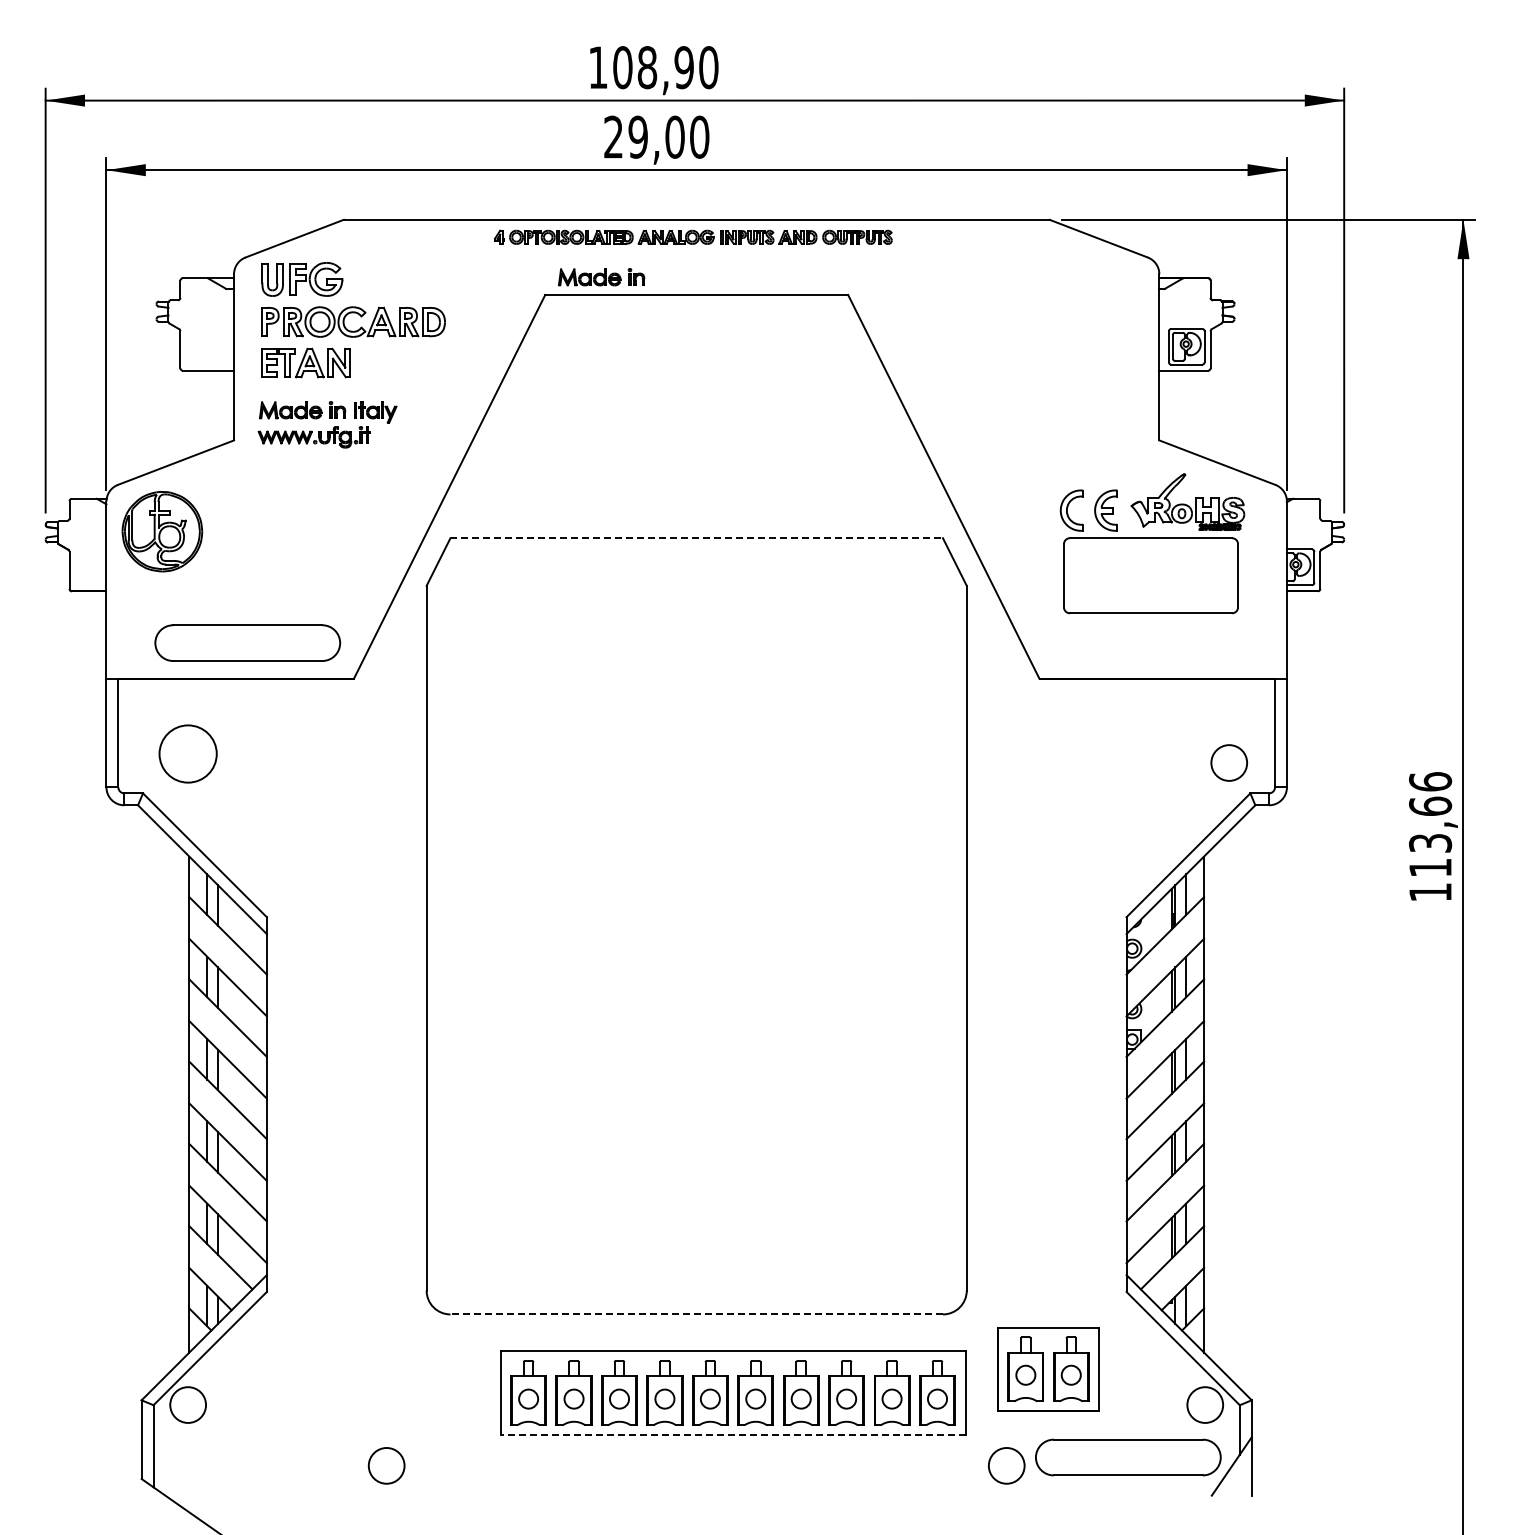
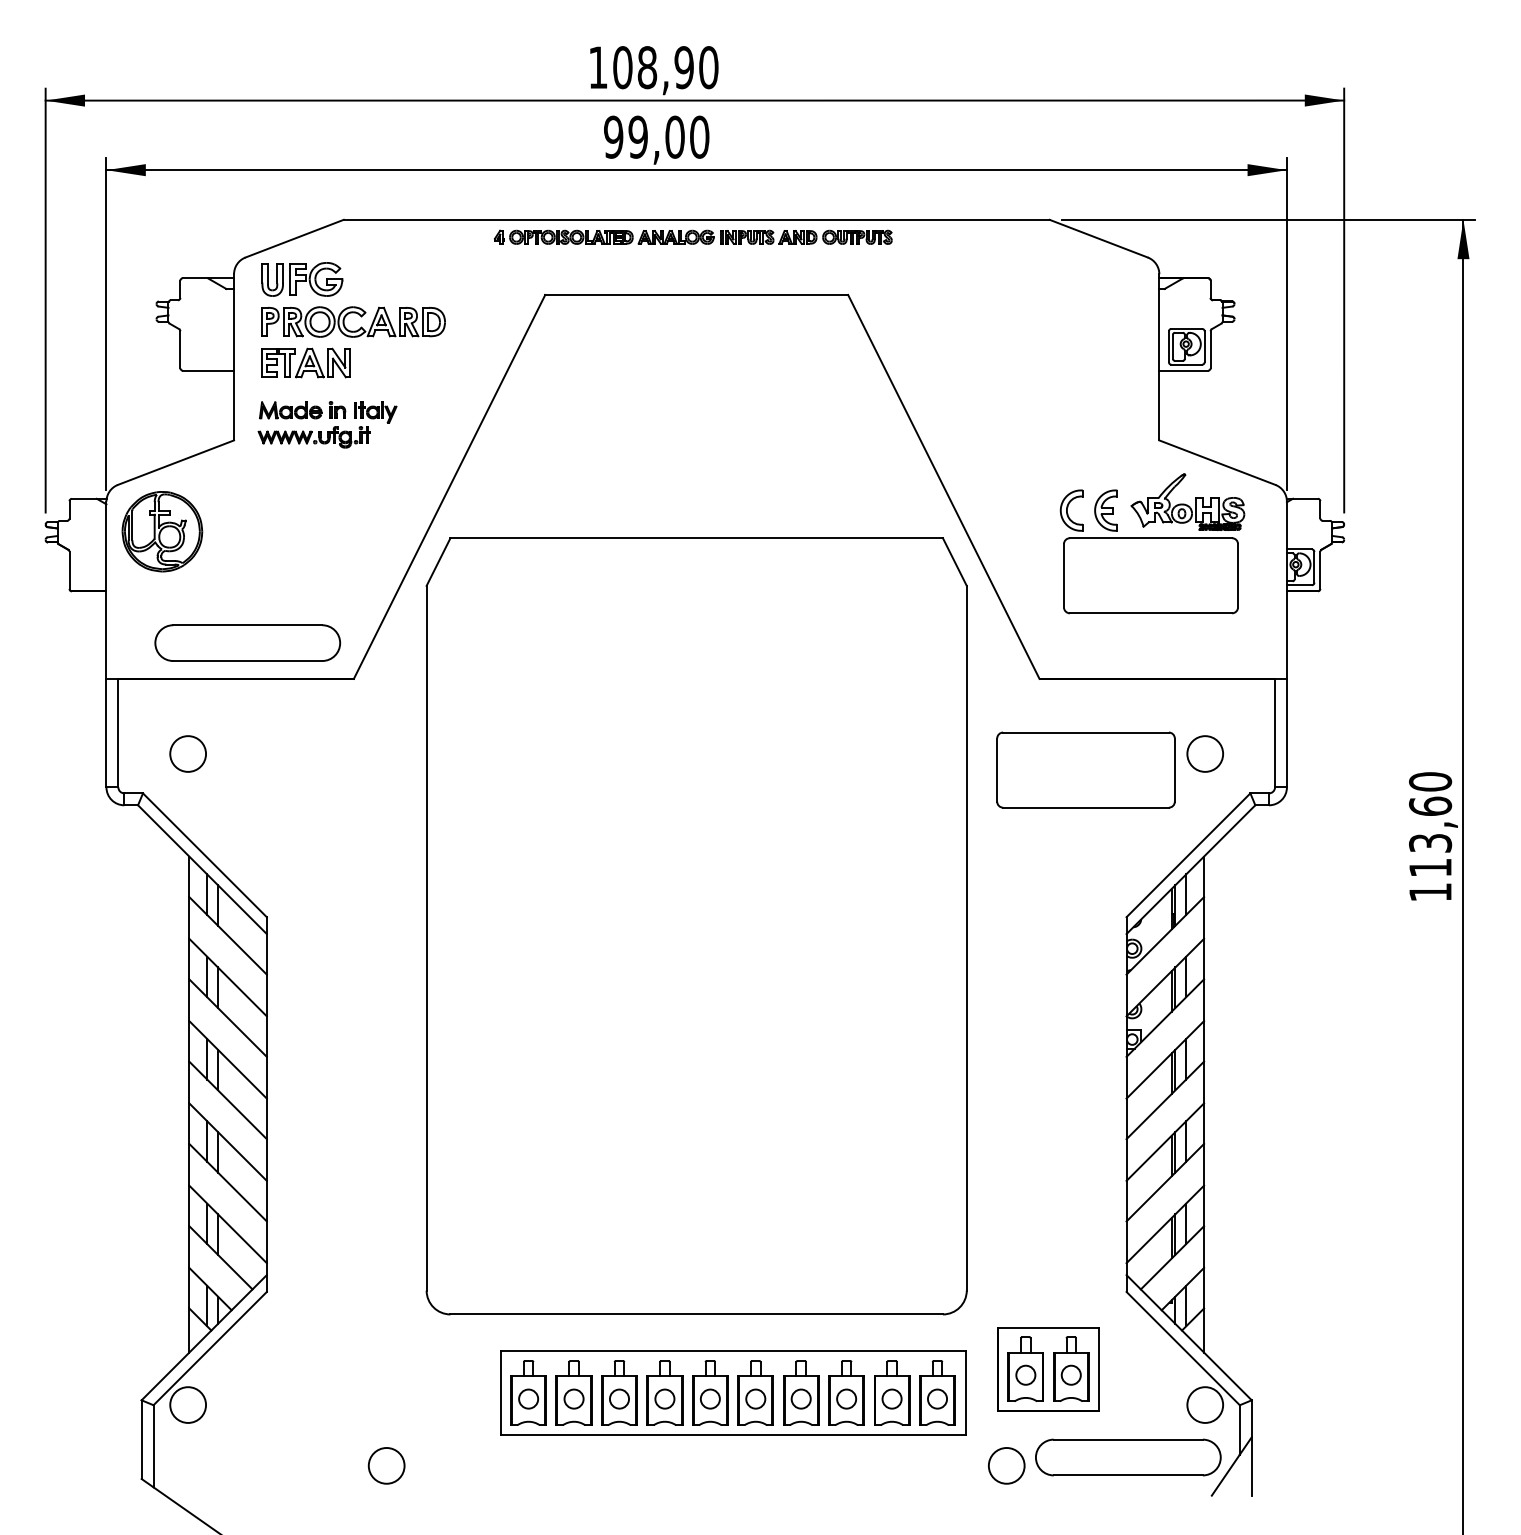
text: 29,00 -> 99,00 (613, 136)
part: present -> none (601, 277)
line: dashed -> solid (697, 538)
circle diameter: 57 px -> 36 px (188, 753)
circle position: (1228, 762) -> (1204, 753) (1204, 753)
part: none -> present (1085, 769)
text: 113,66 -> 113,60 (1430, 781)
line: dashed -> solid (696, 1314)
line: dashed -> solid (733, 1434)
